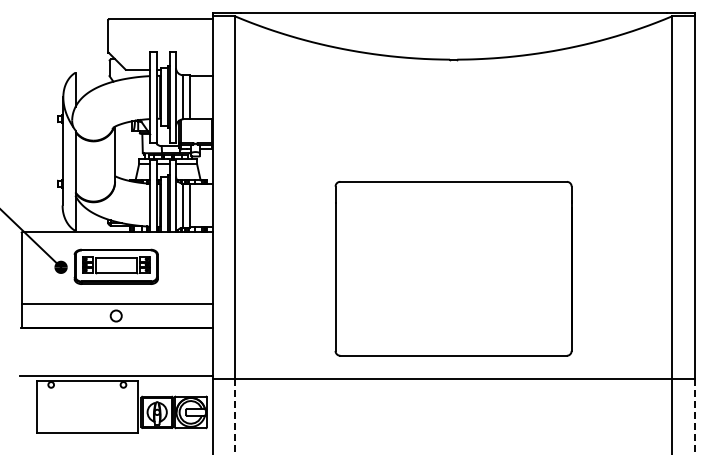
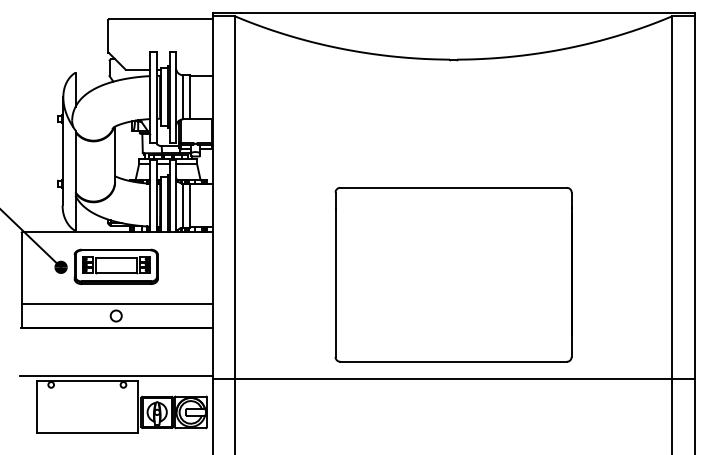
part position: (453, 268) -> (453, 274) (453, 274)
line: dashed -> solid (235, 416)
line: dashed -> solid (694, 416)
